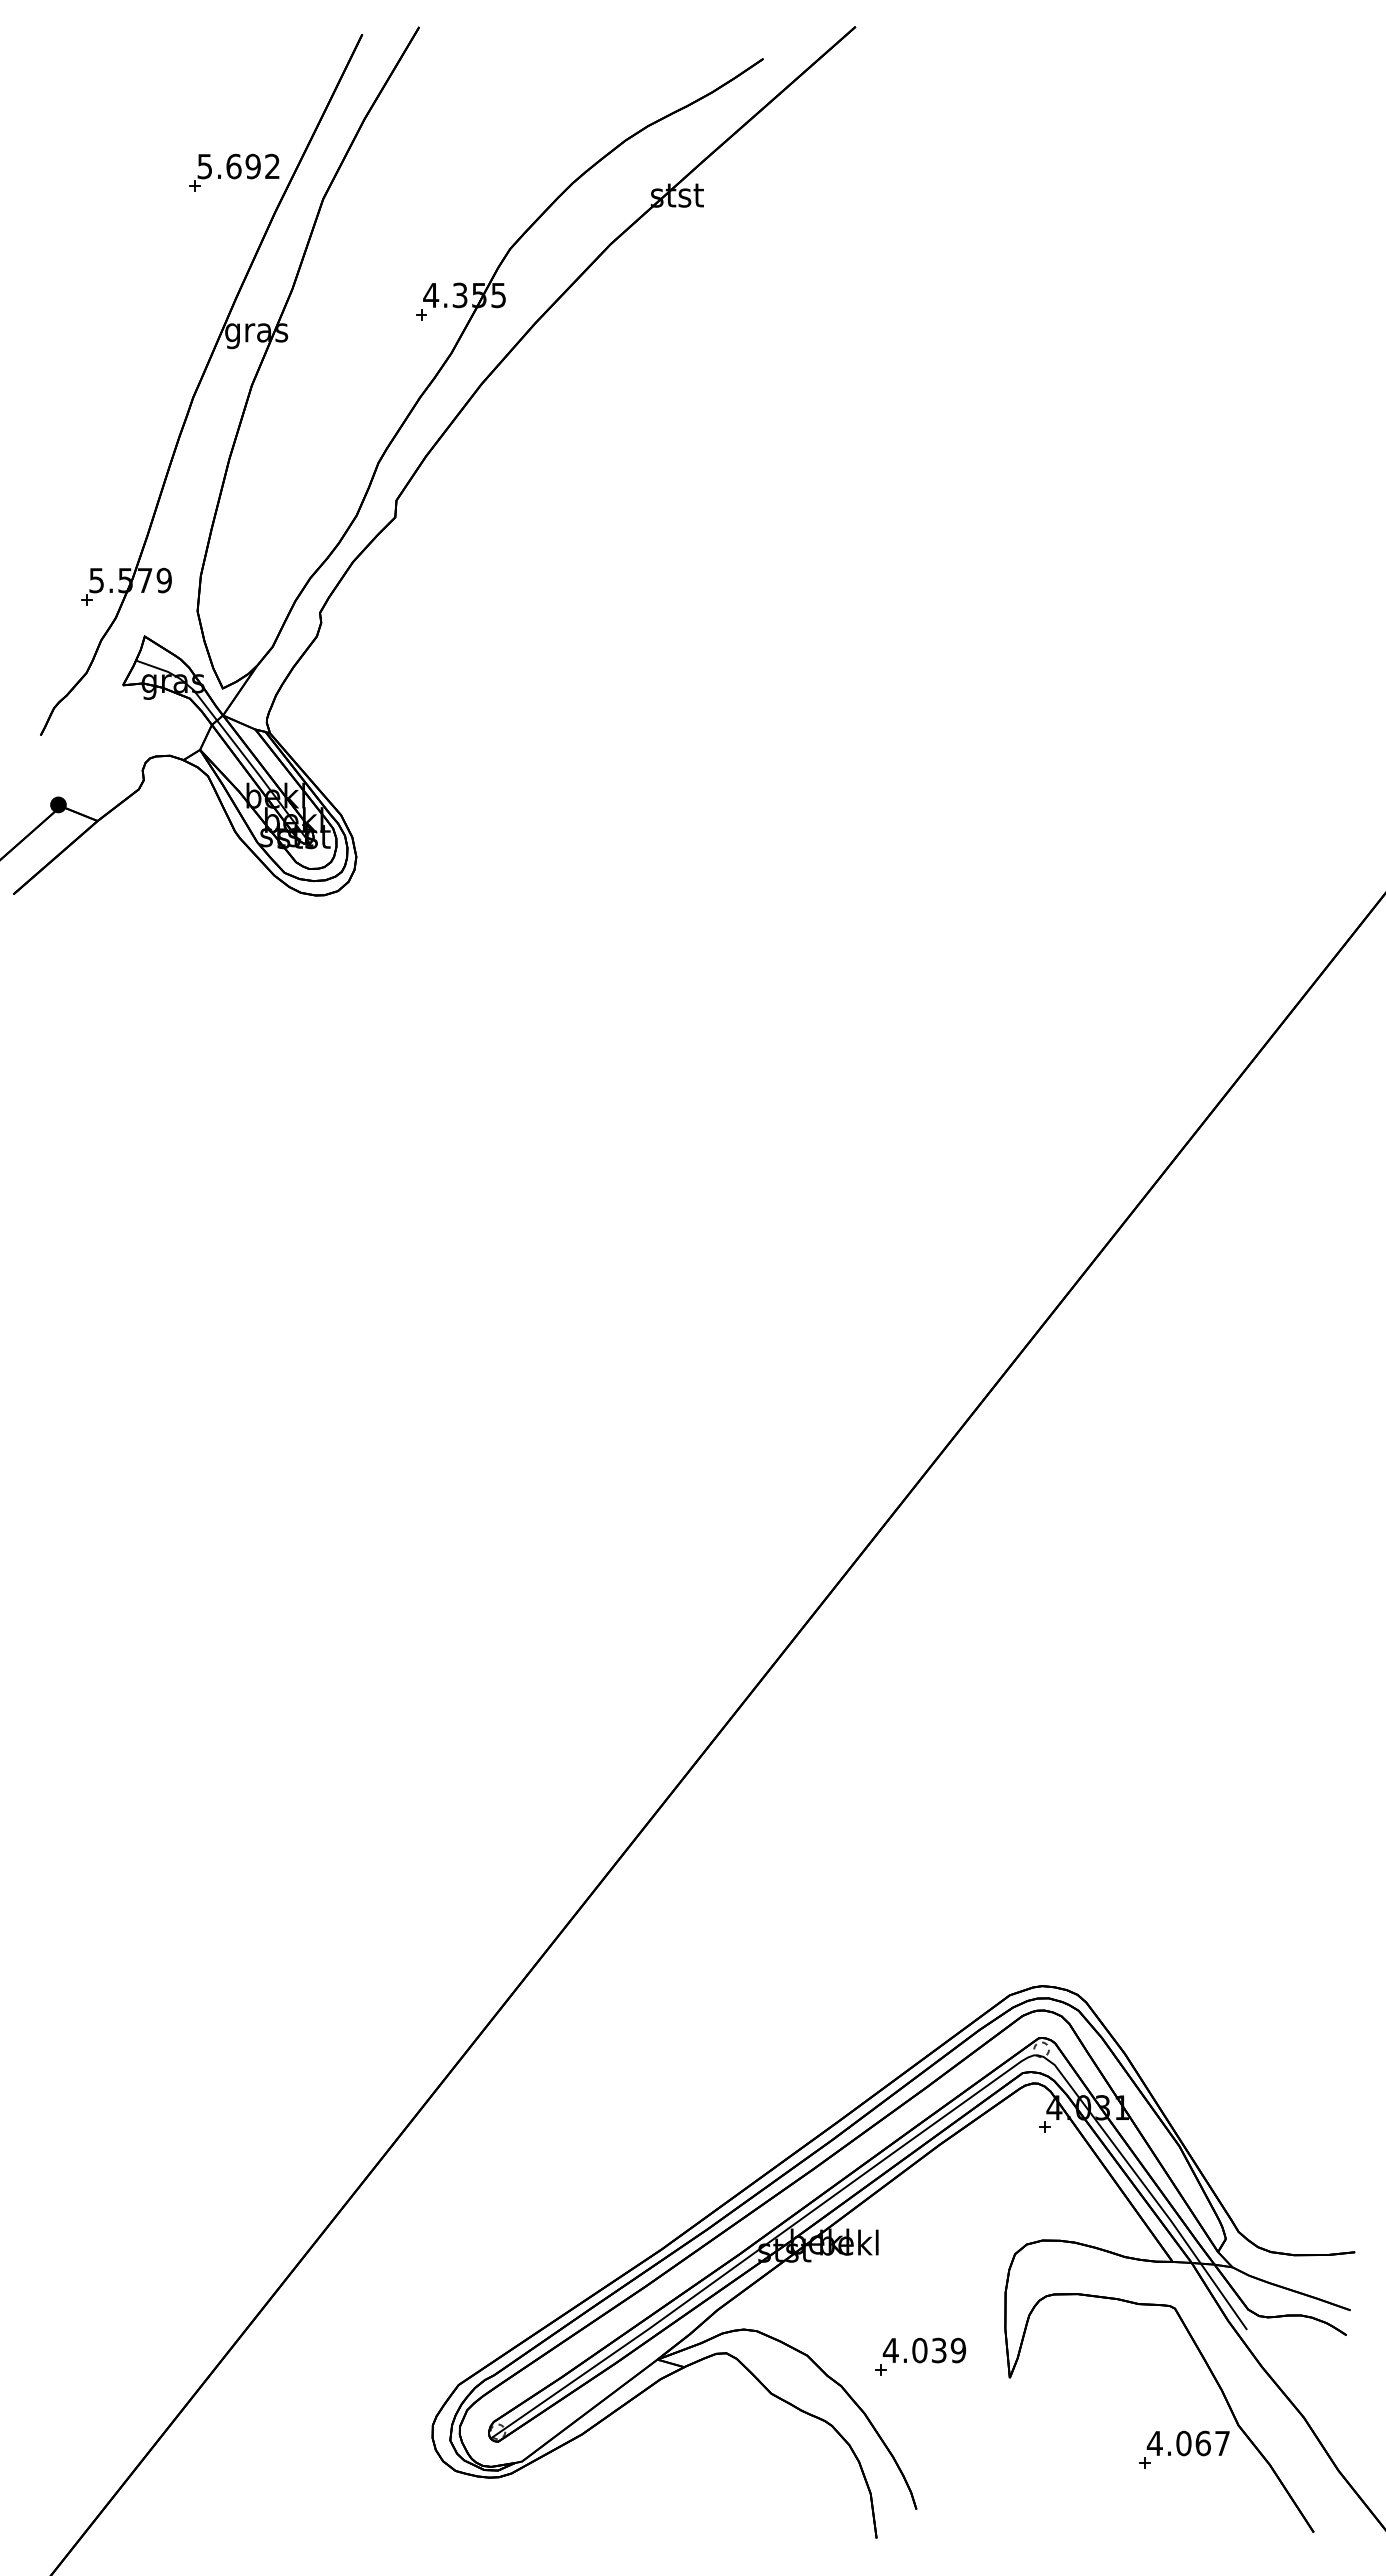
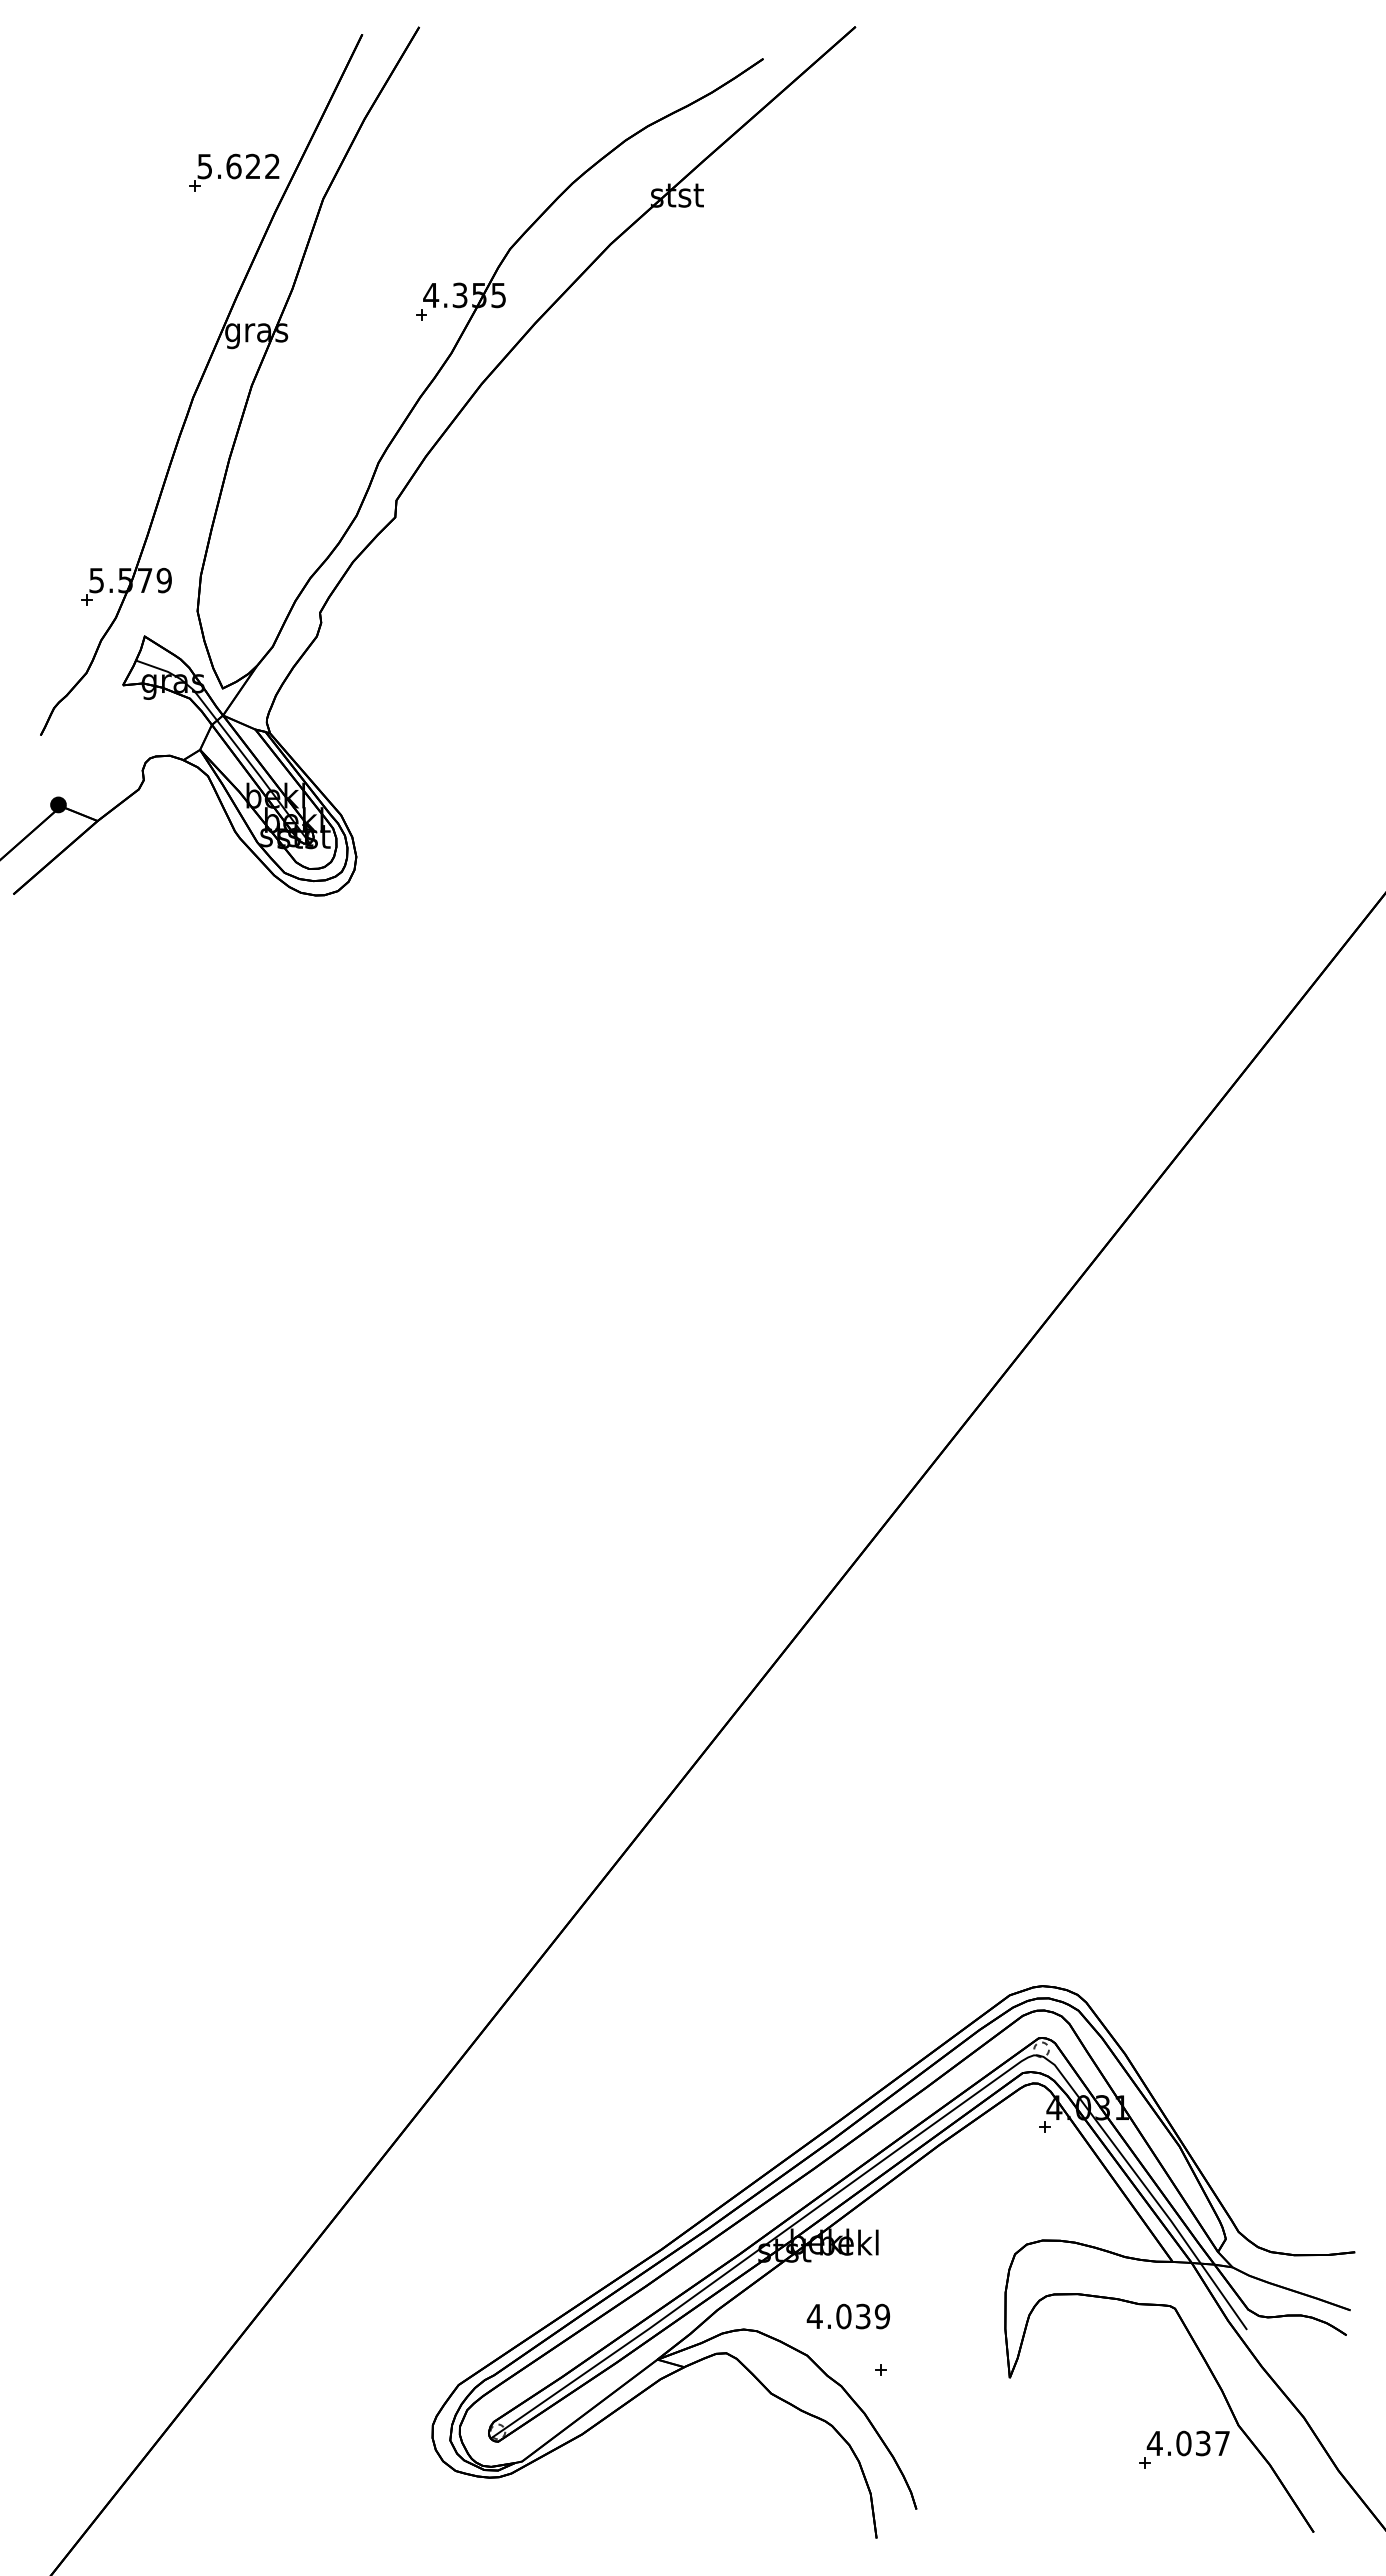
text: 5.692 -> 5.622 (252, 166)
text position: (923, 2350) -> (847, 2316) (847, 2316)
text: 4.067 -> 4.037 (1202, 2443)
